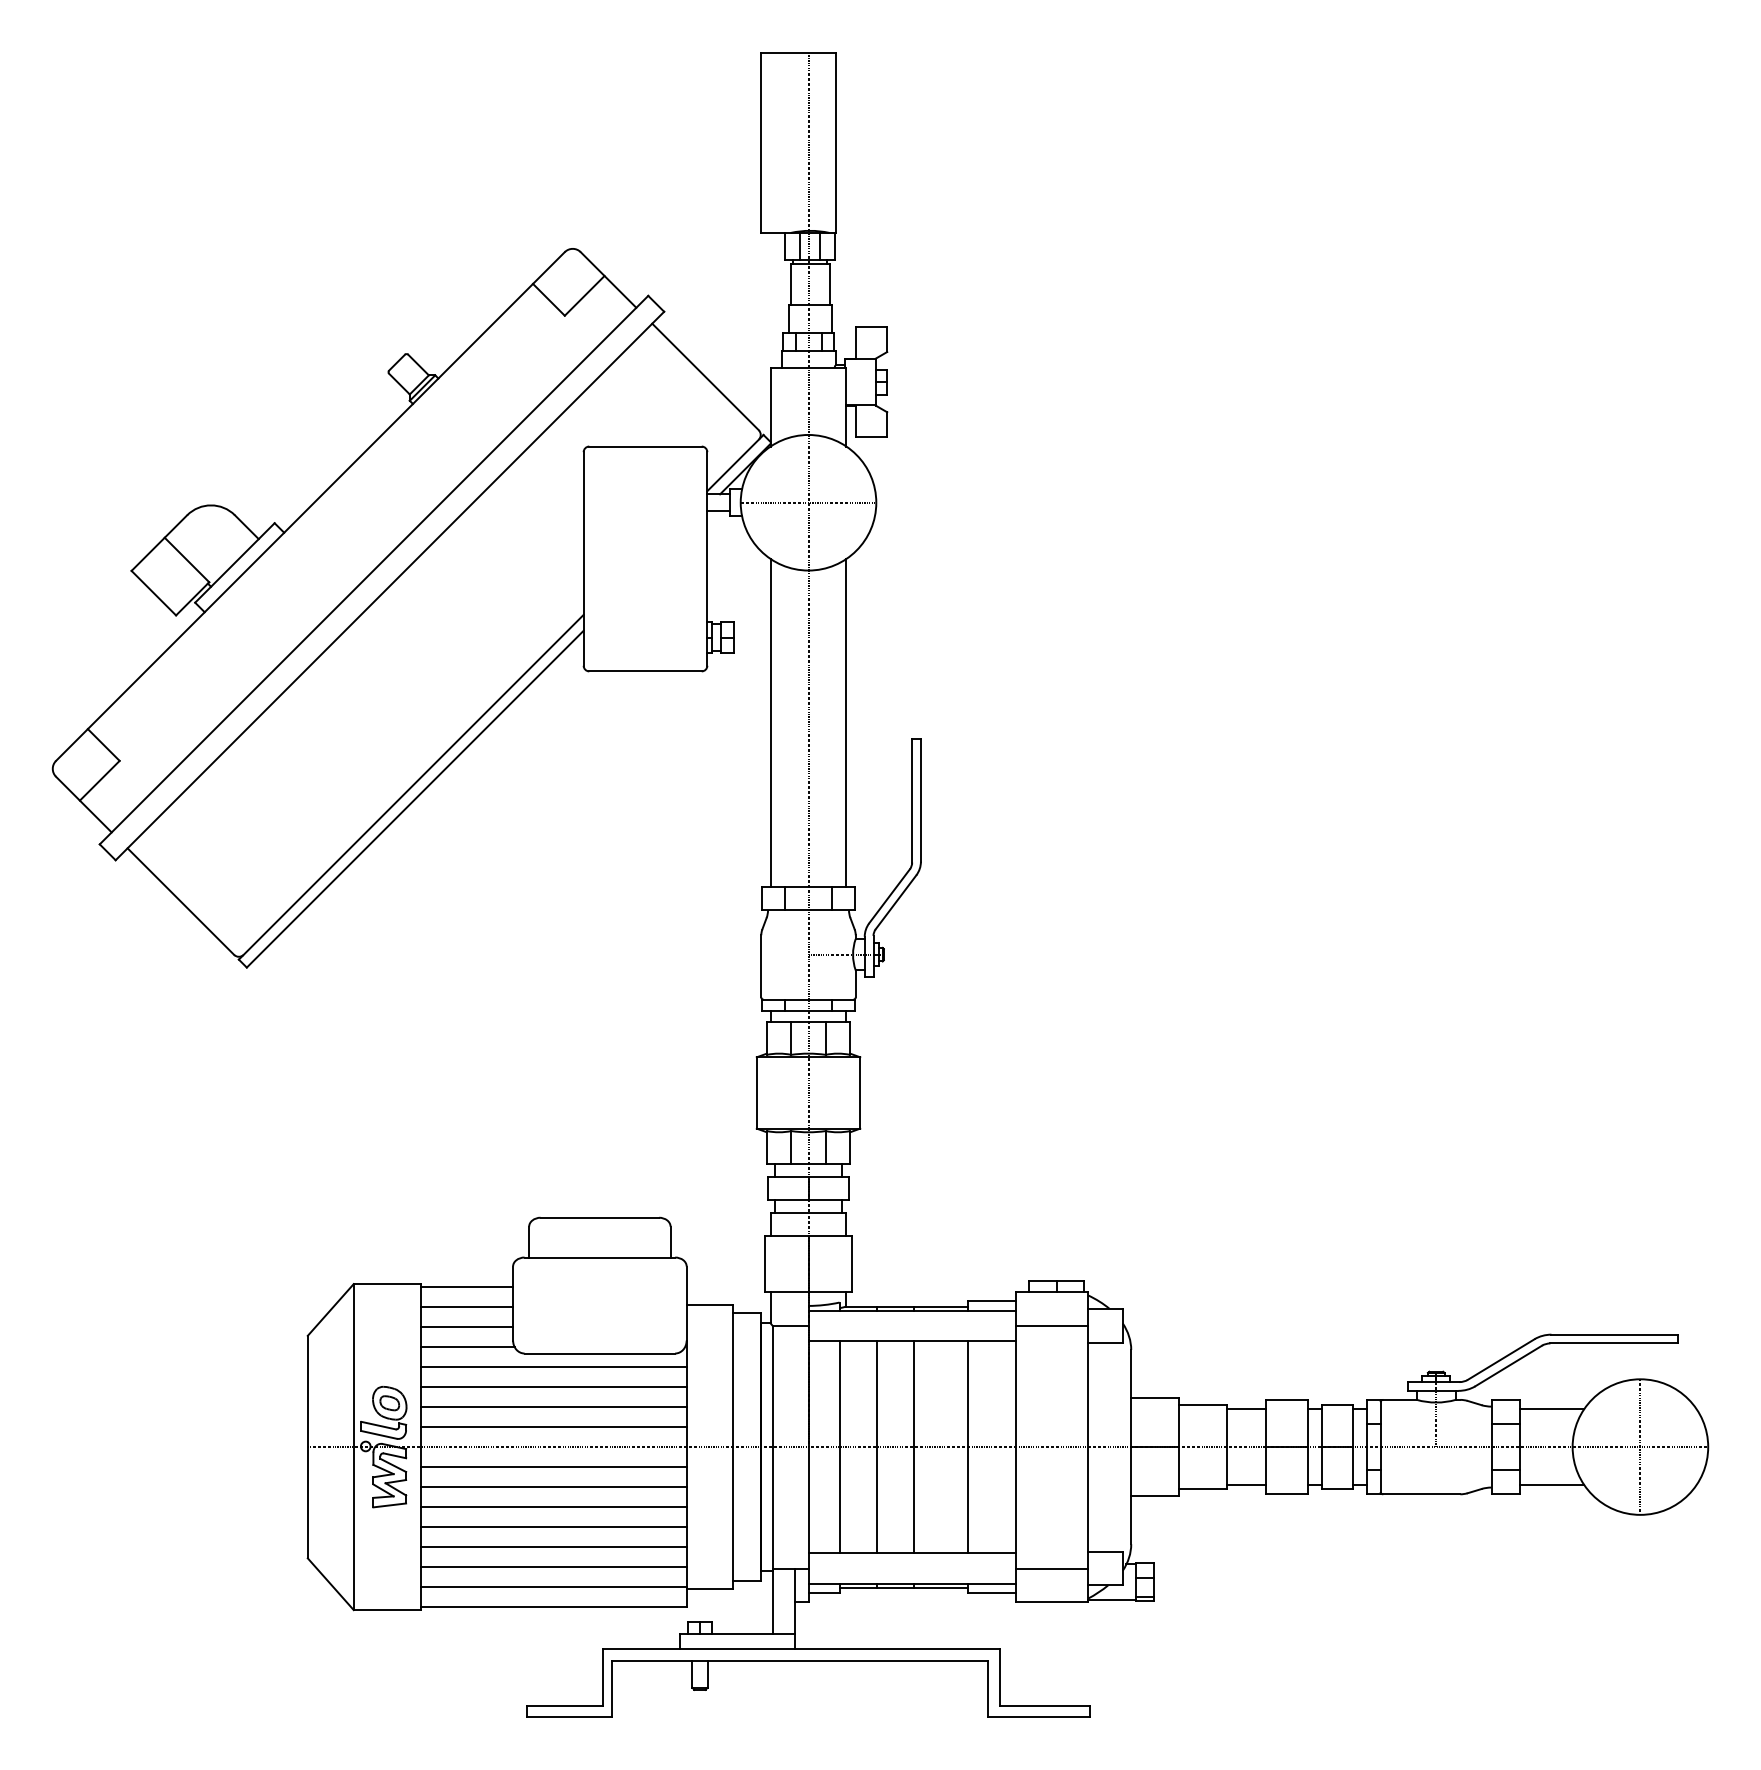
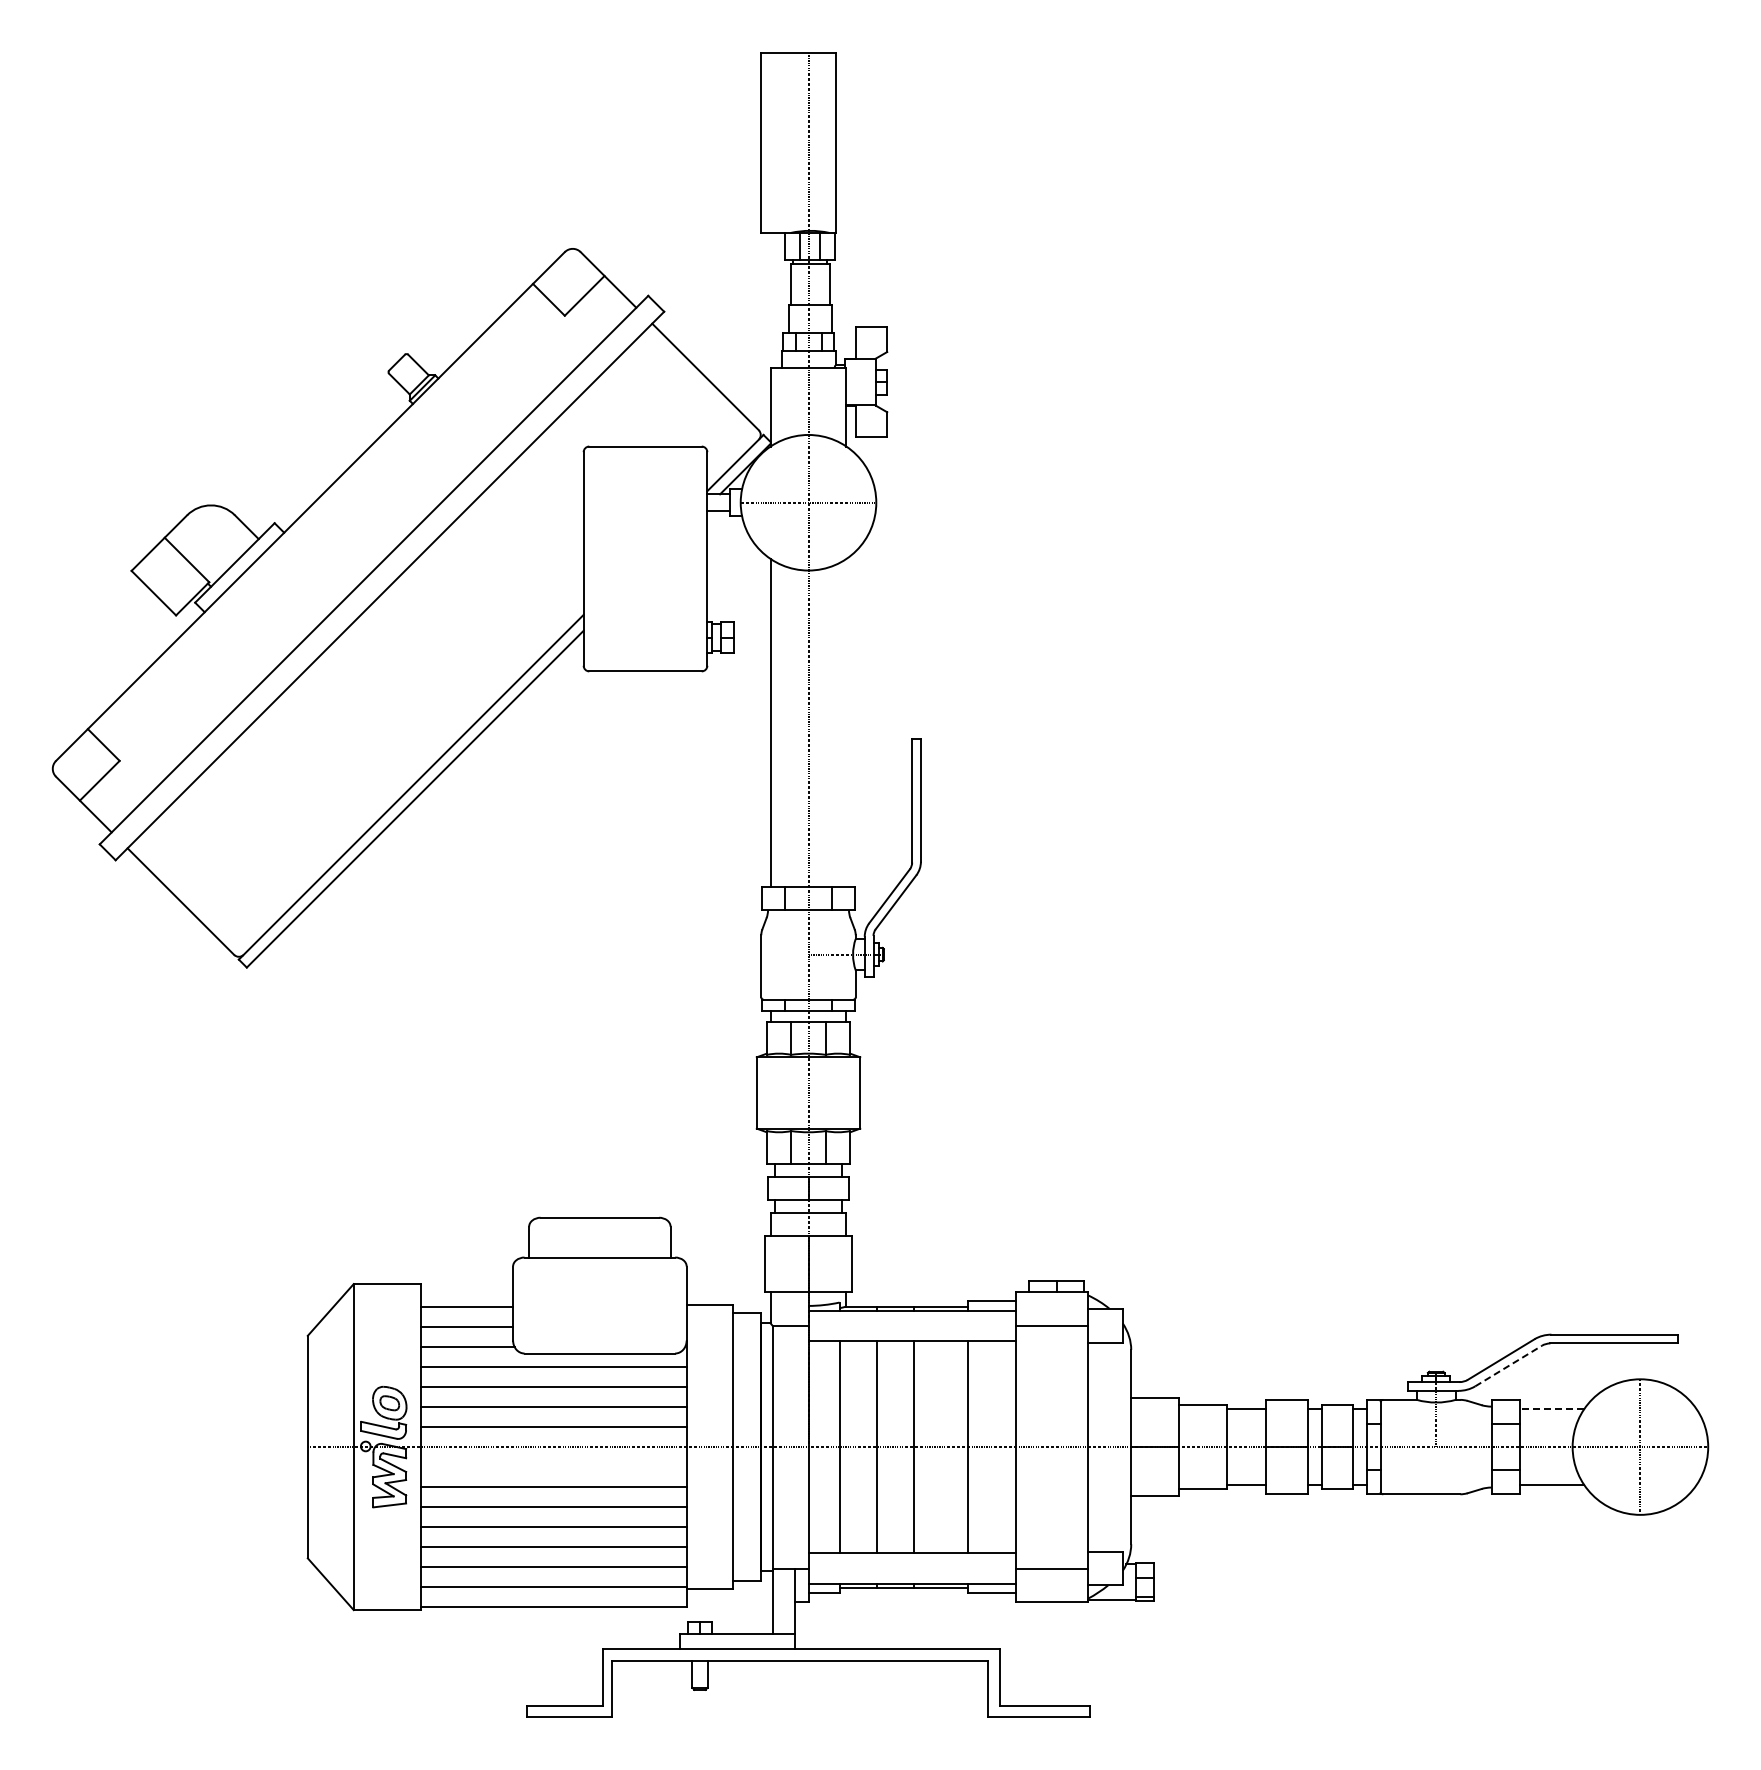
line: present -> none (846, 722)
line: present -> none (467, 1286)
line: solid -> dashed (1509, 1365)
line: solid -> dashed (1551, 1409)
line: present -> none (553, 1467)
